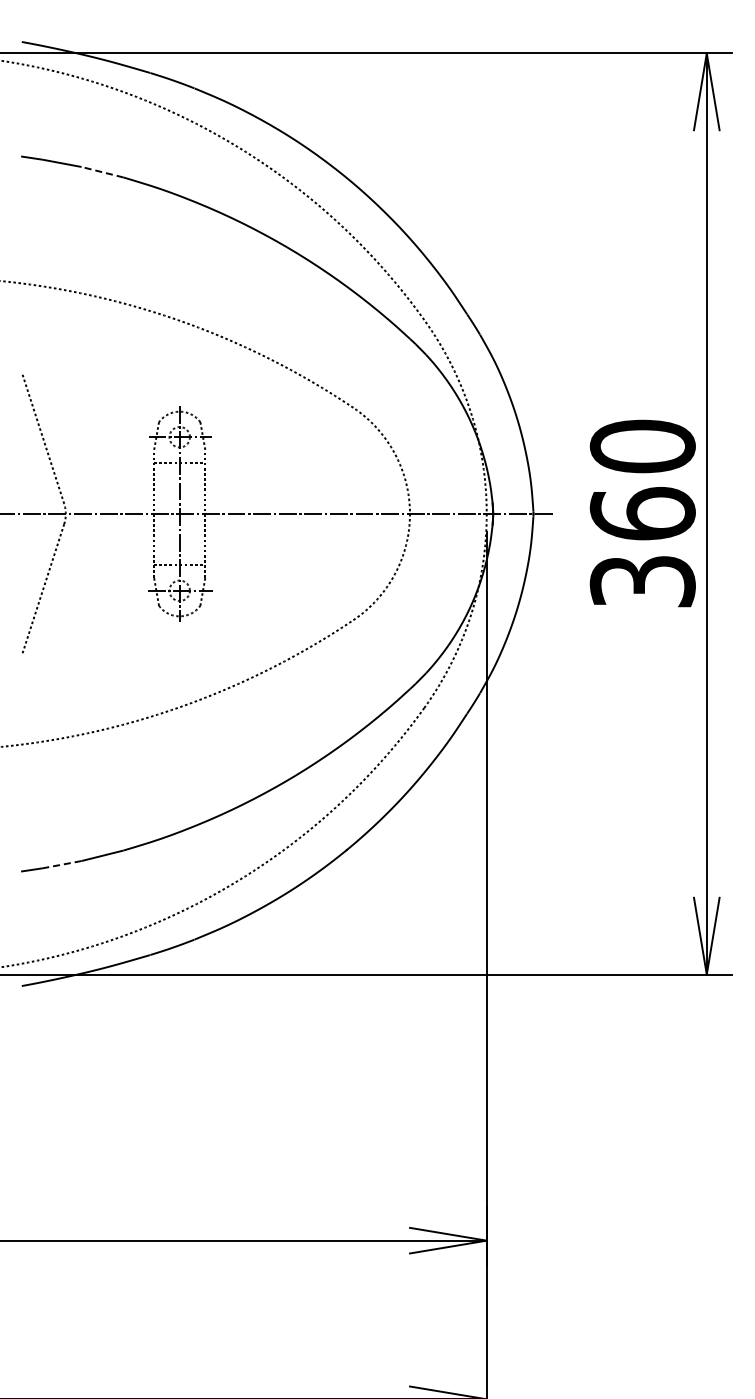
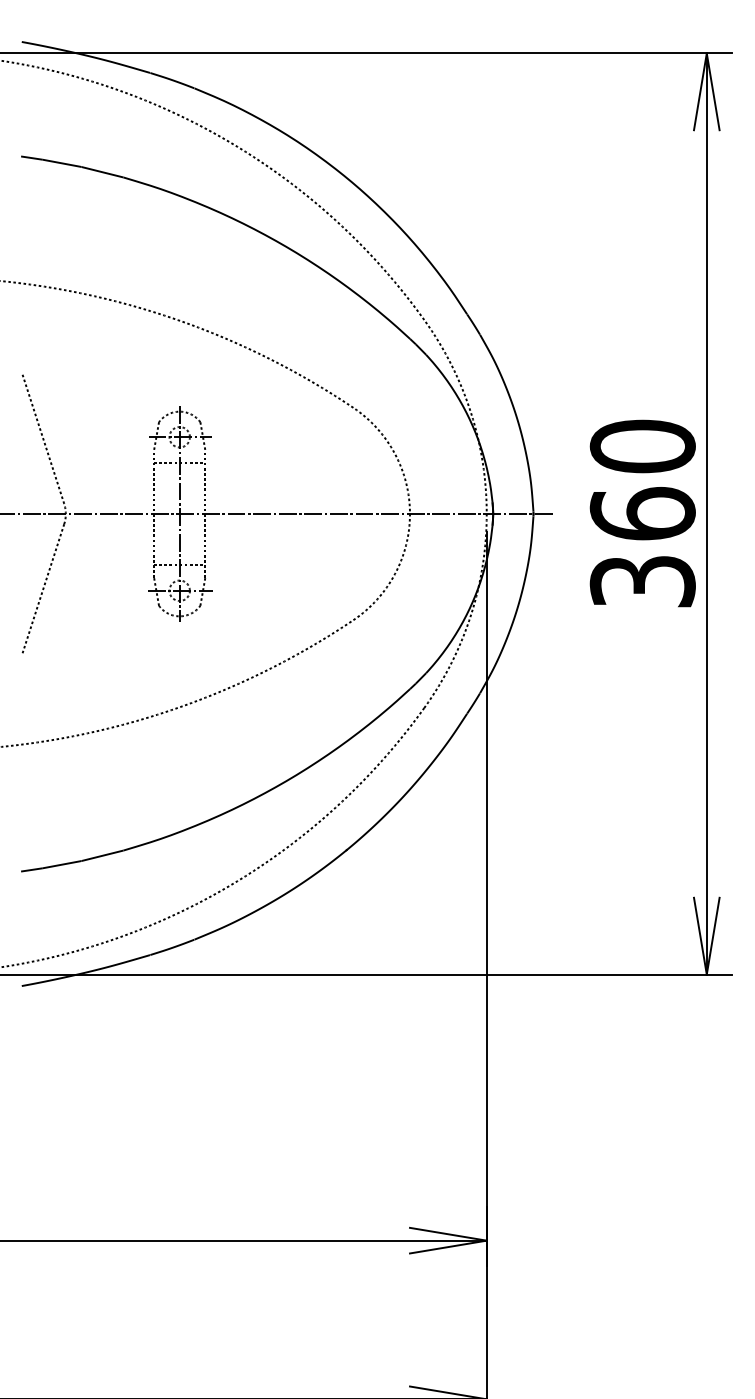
line: dashed -> solid (102, 172)
line: dashed -> solid (62, 864)
